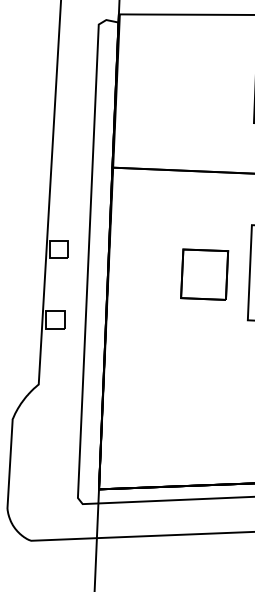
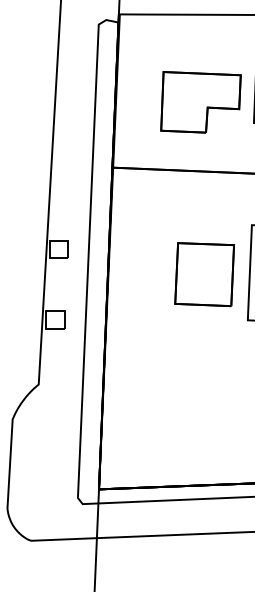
part: none -> present (200, 102)
part size: 50x53 px -> 61x66 px (204, 274)
